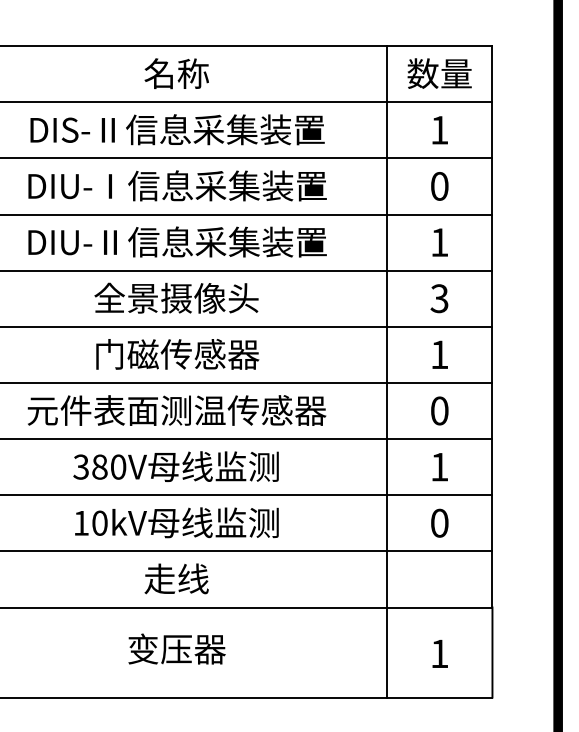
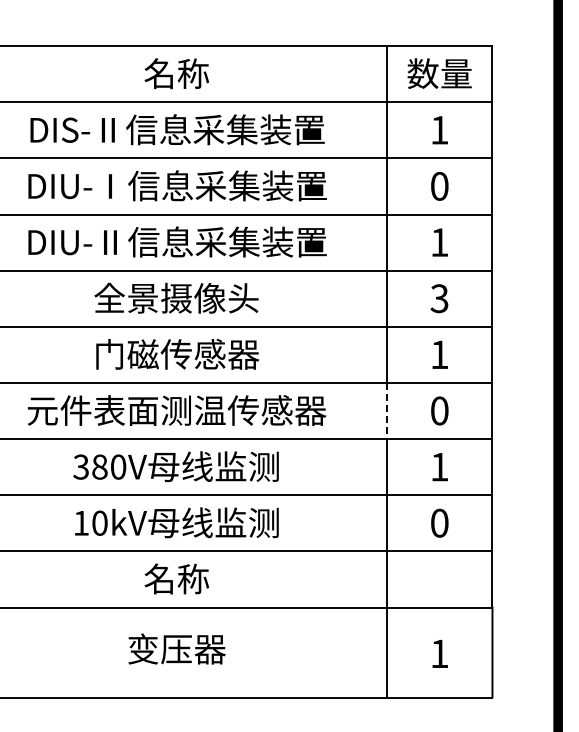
line: solid -> dashed (387, 411)
text: 走线 -> 名称 (176, 578)
